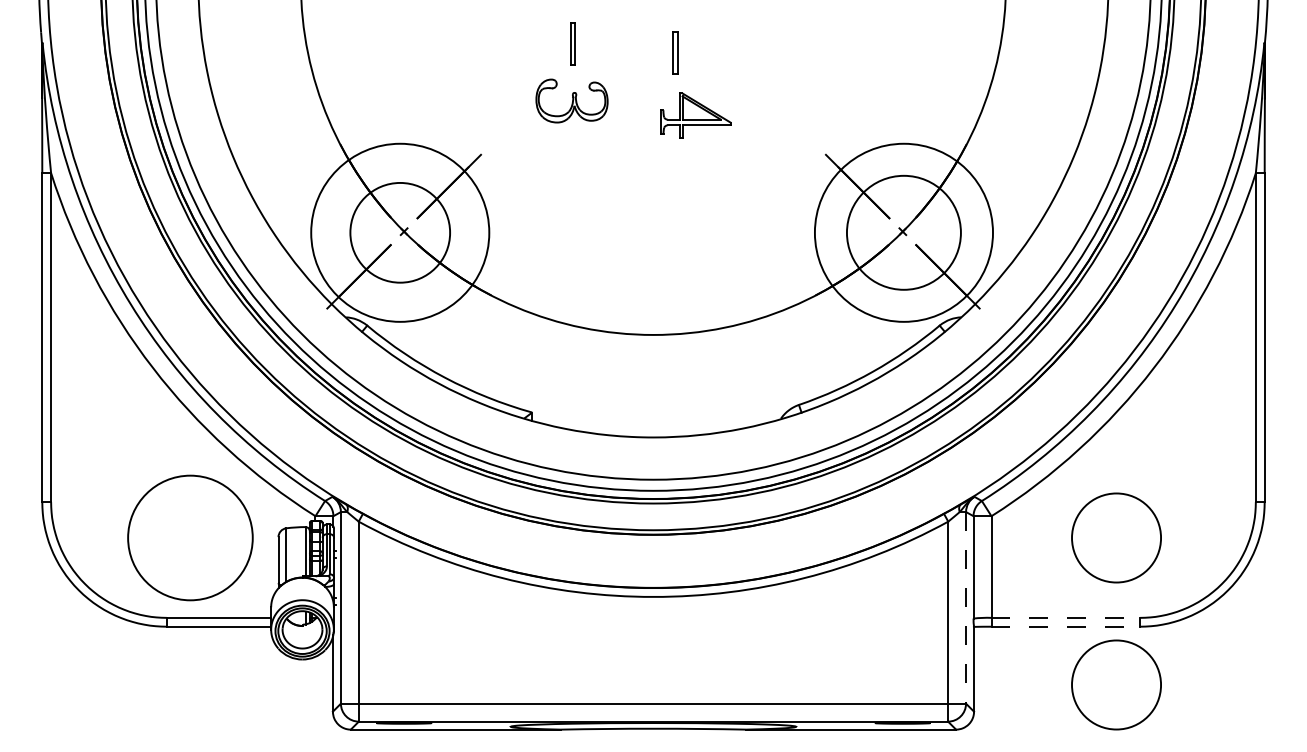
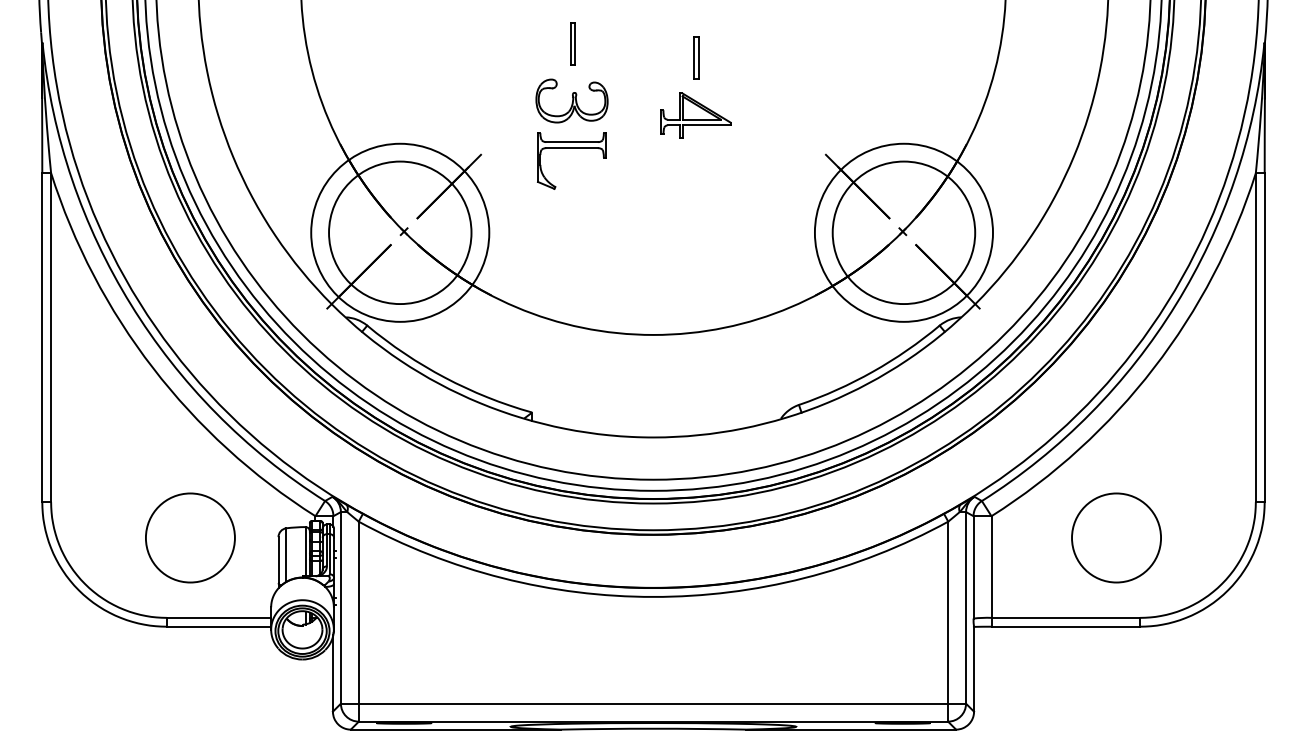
part position: (675, 52) -> (696, 57) (696, 57)
part: none -> present (571, 148)
circle diameter: 100 px -> 142 px (400, 232)
circle diameter: 114 px -> 142 px (903, 232)
circle diameter: 125 px -> 89 px (189, 537)
line: dashed -> solid (966, 607)
line: dashed -> solid (1066, 617)
line: dashed -> solid (1066, 626)
circle: present -> none (1116, 684)
